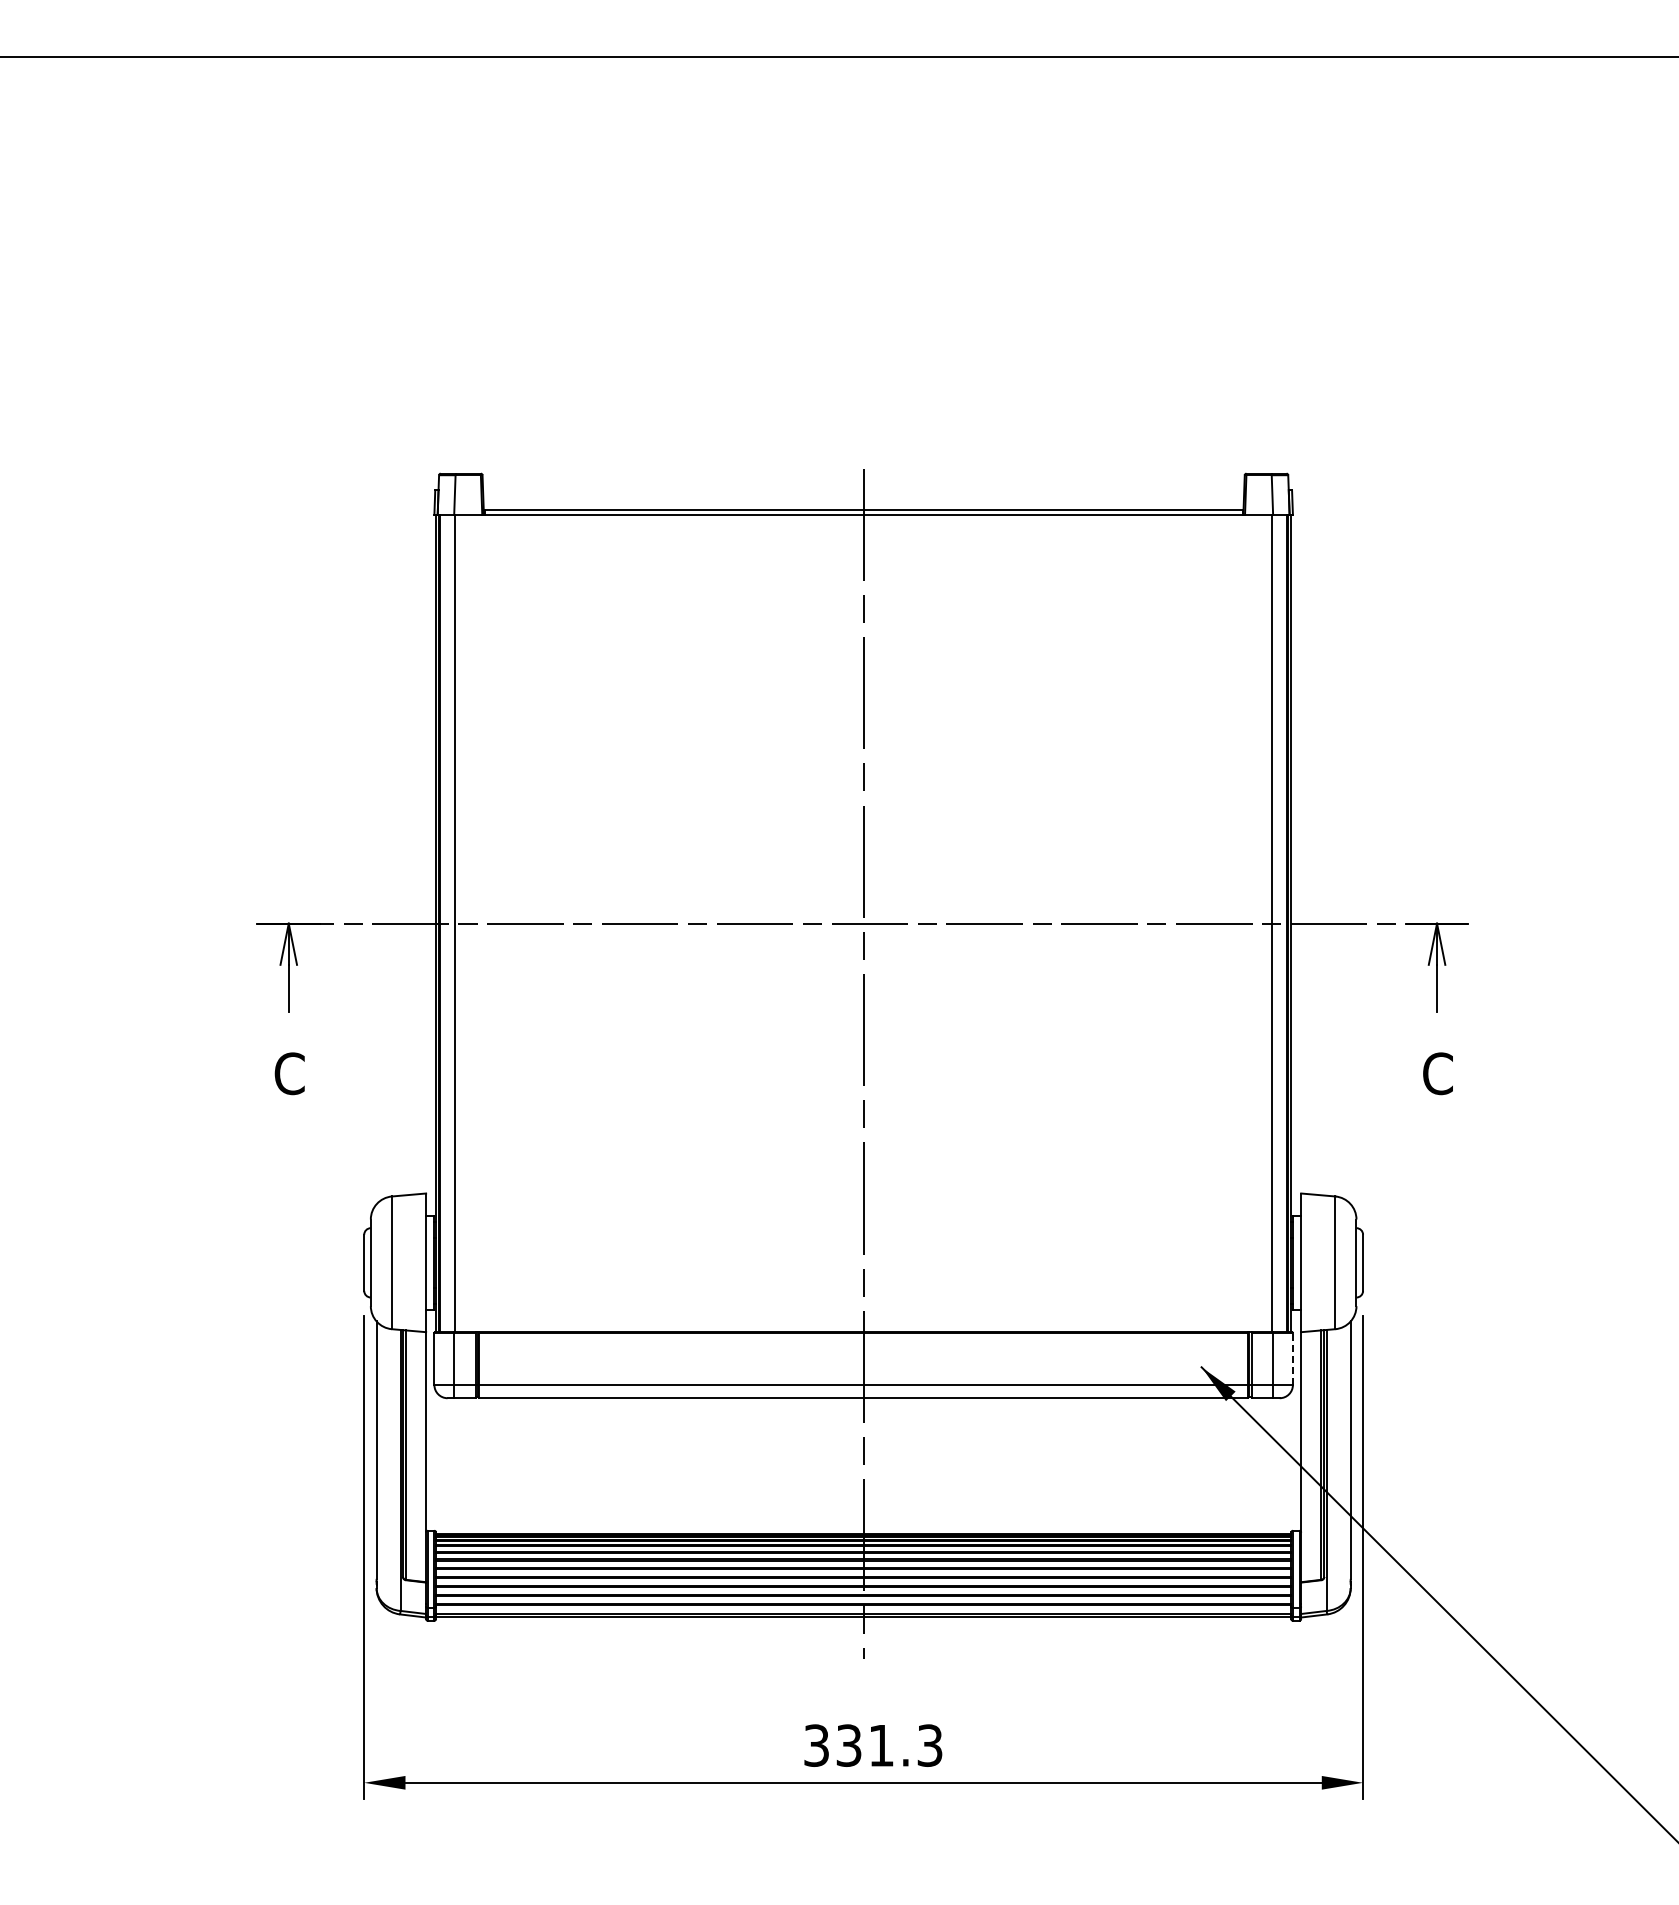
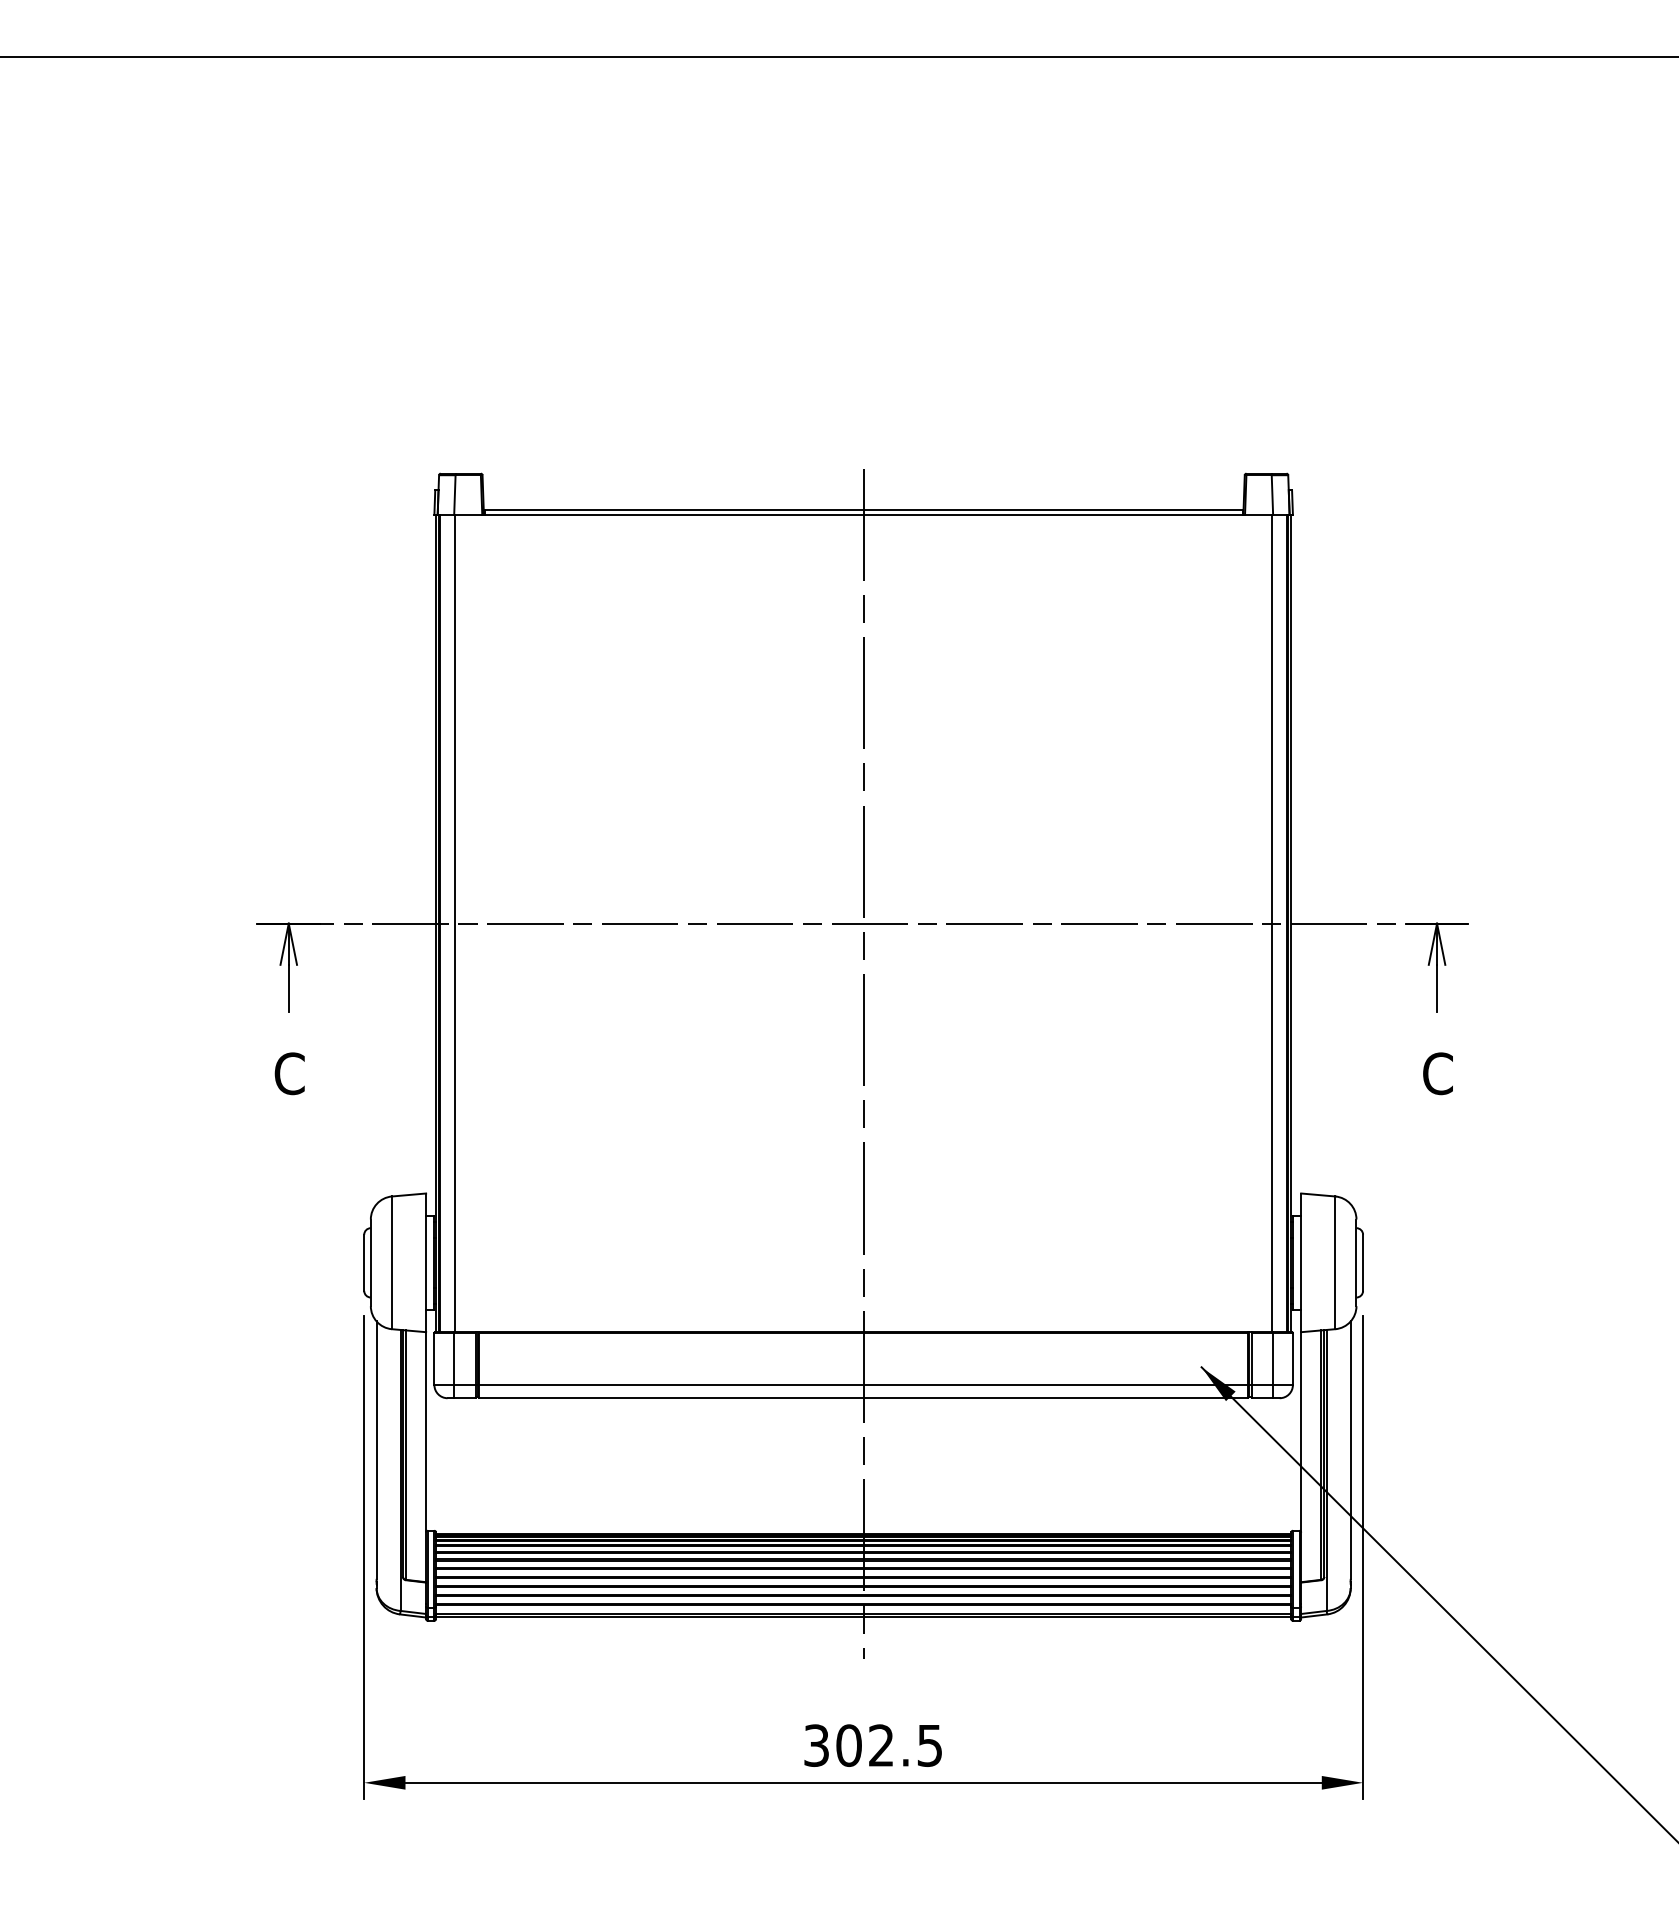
line: dashed -> solid (1292, 1358)
text: 331.3 -> 302.5 (889, 1745)
